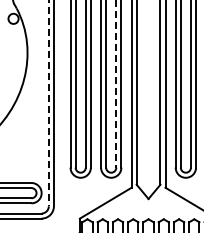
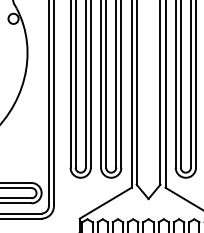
line: dashed -> solid (116, 84)
line: dashed -> solid (48, 103)
